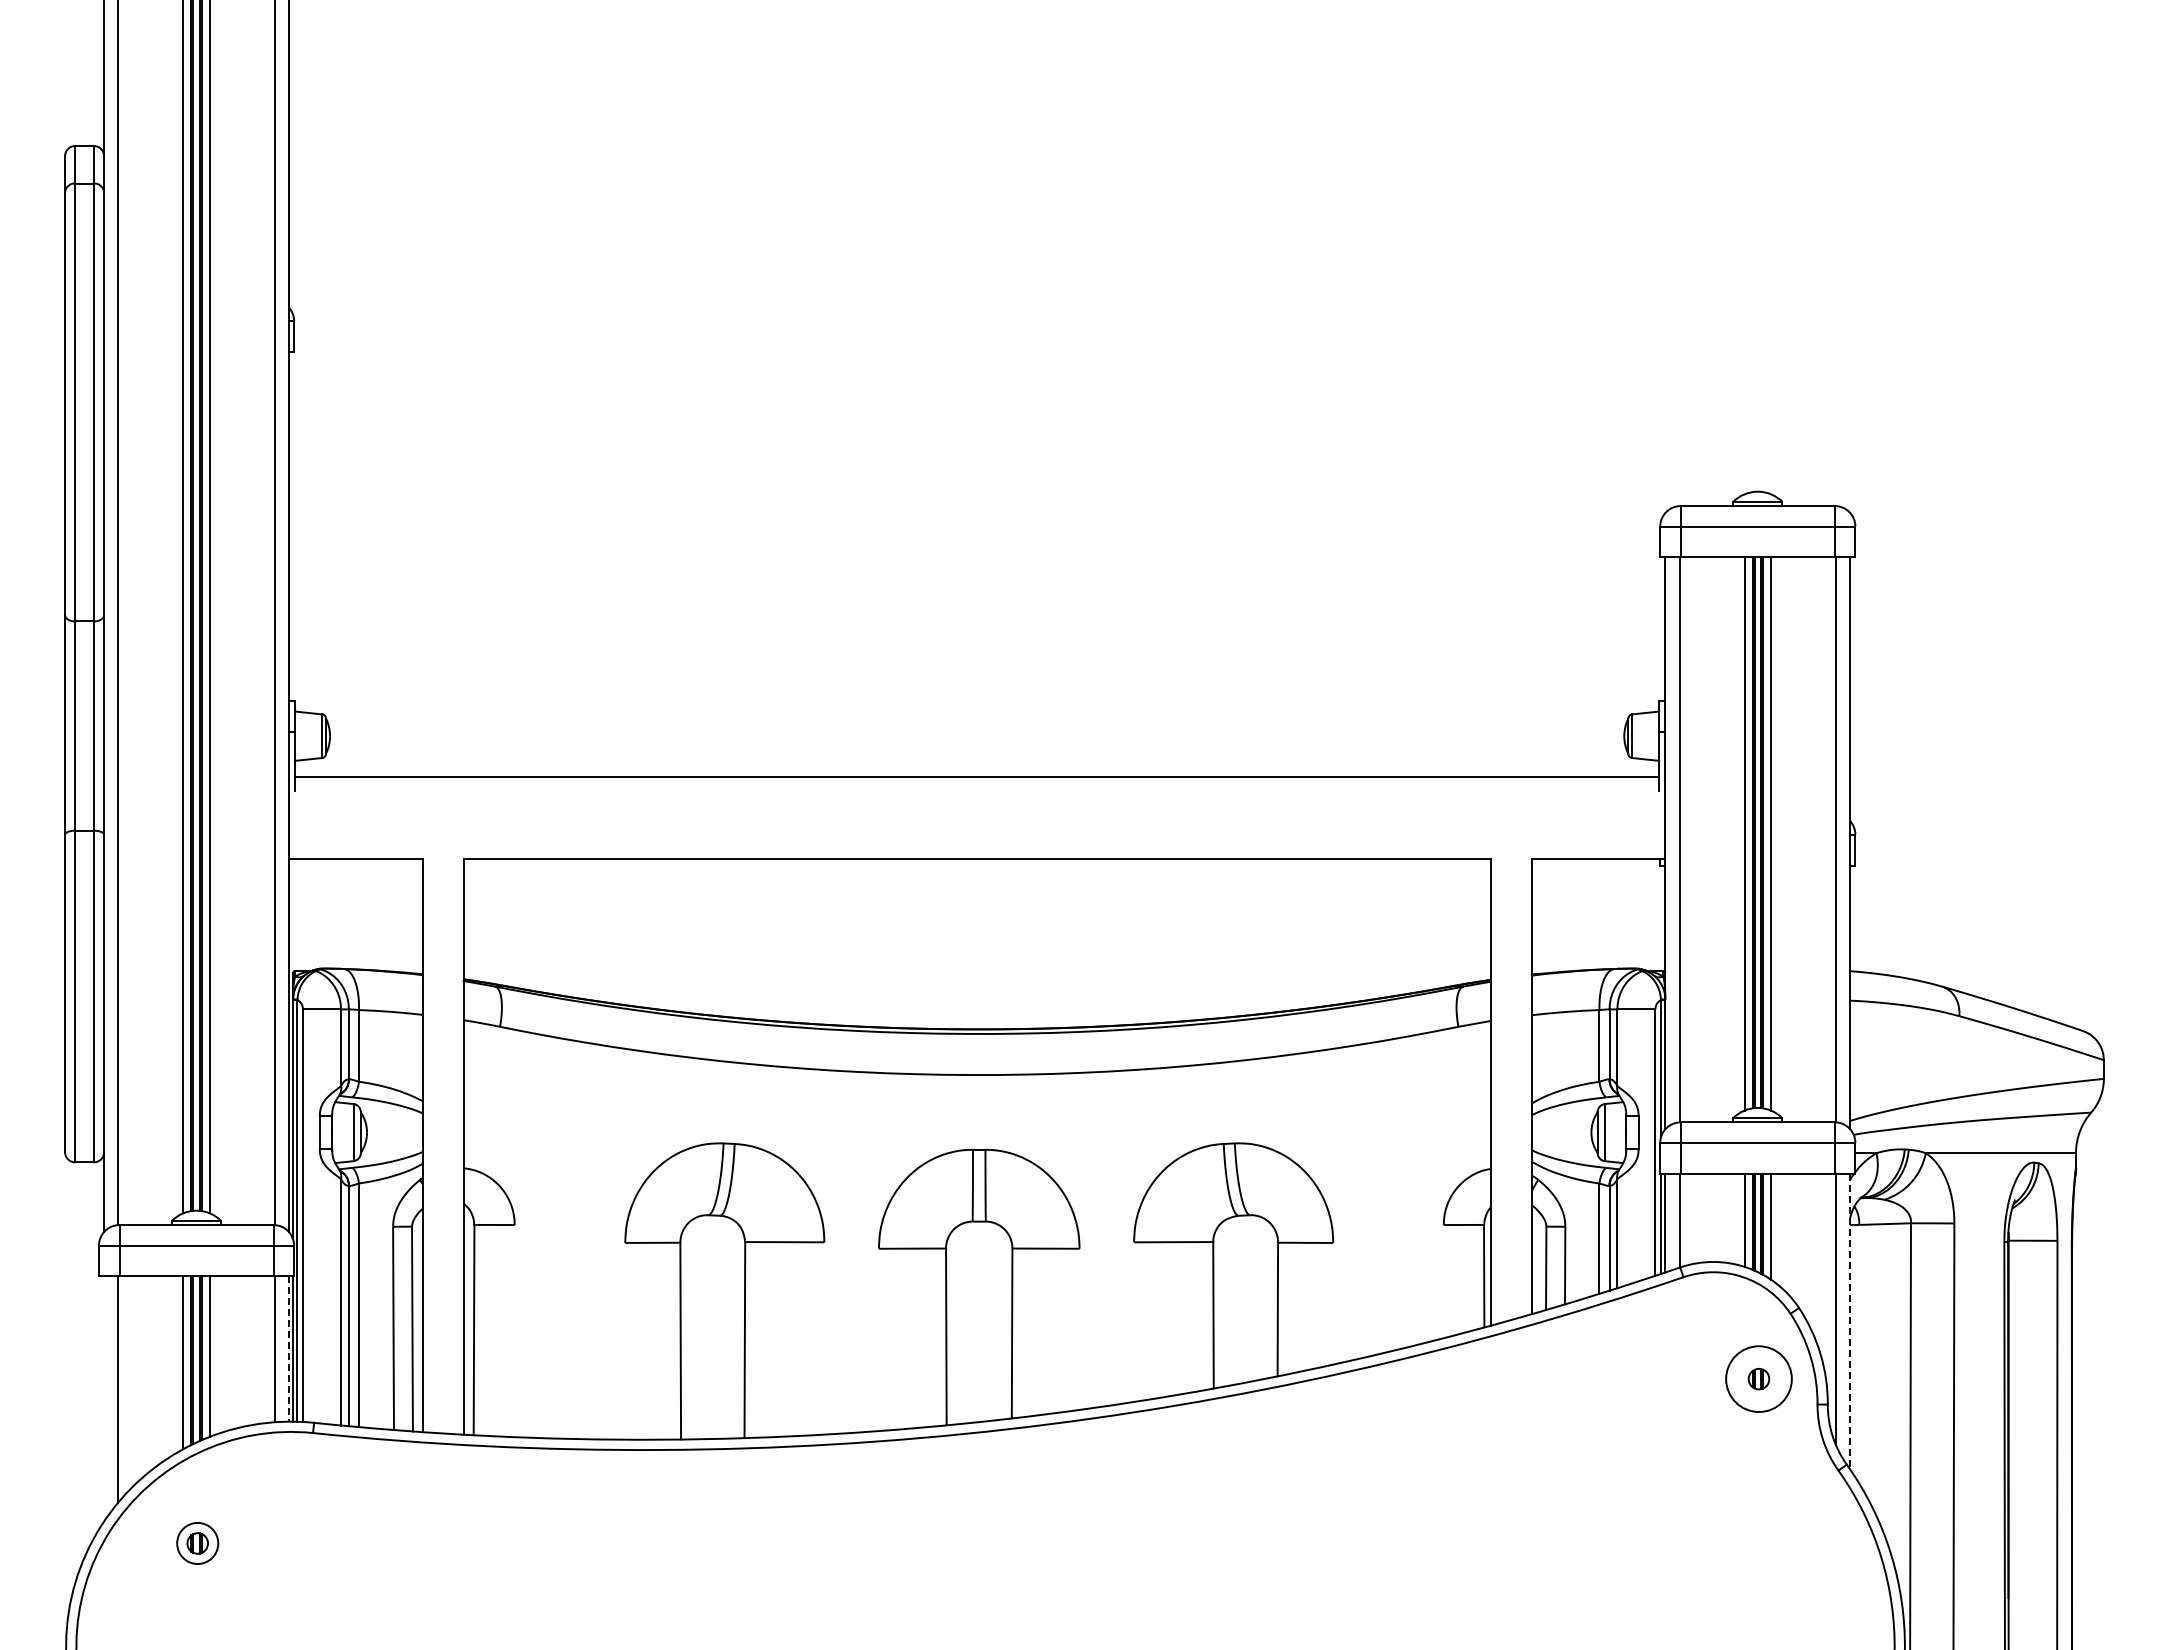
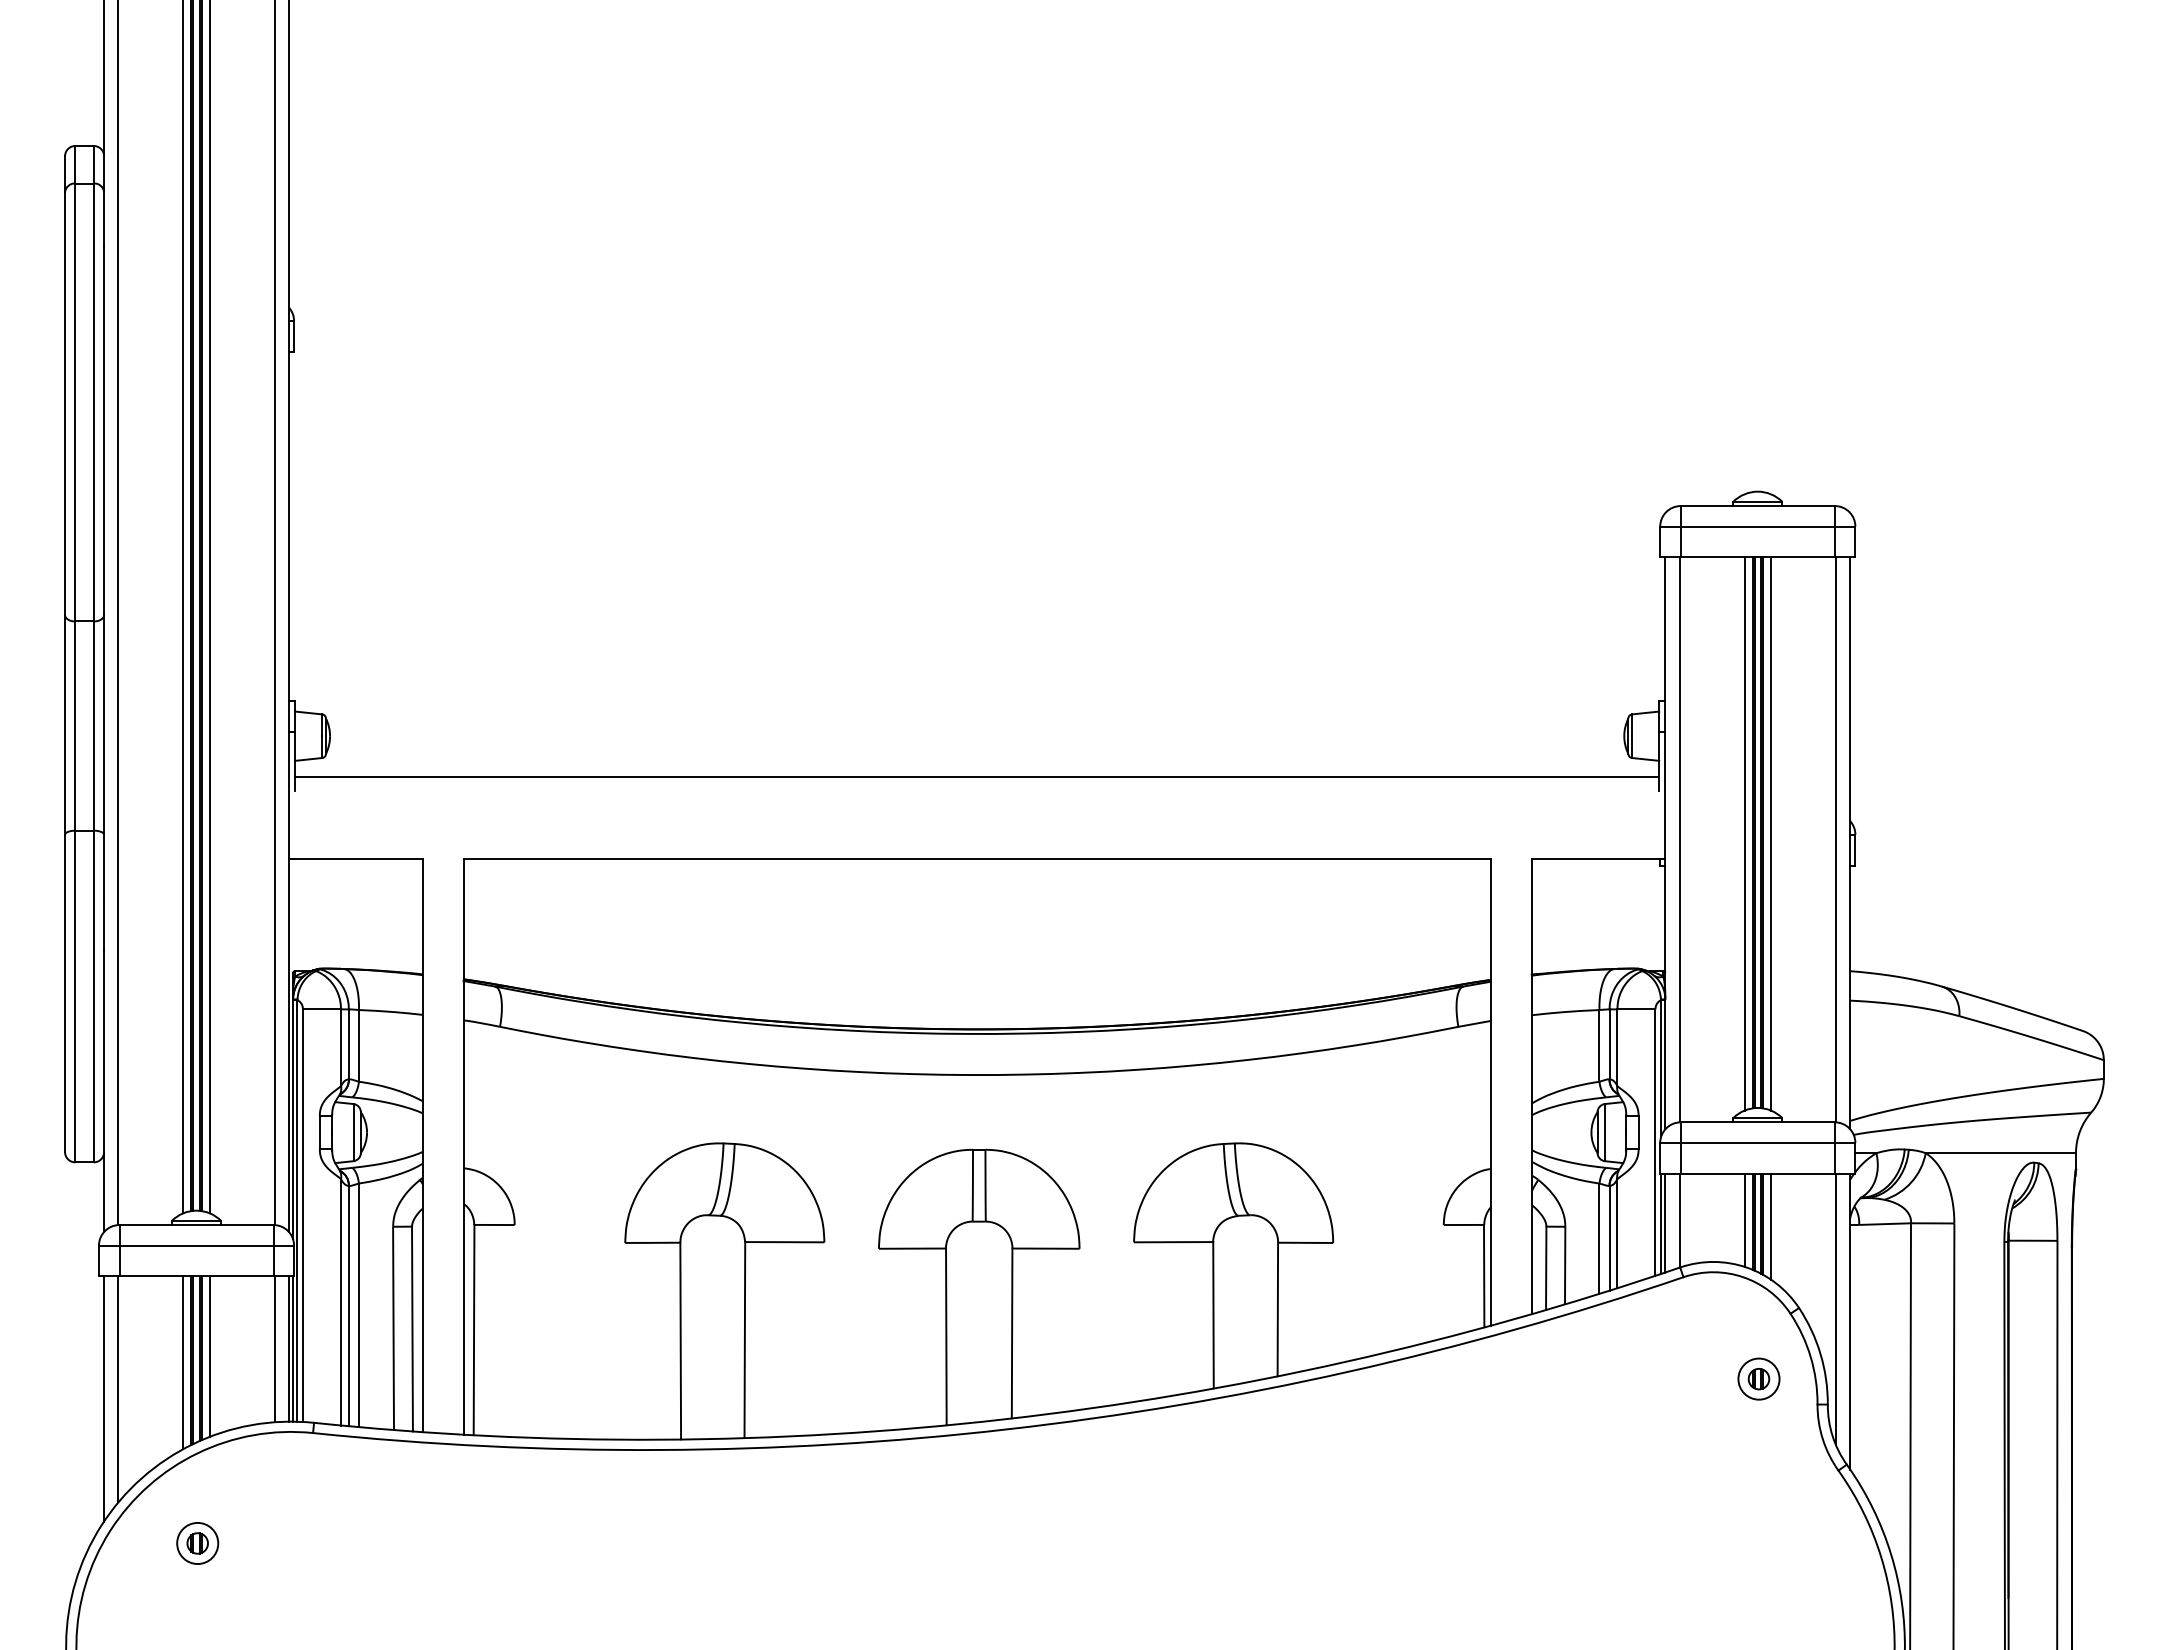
line: dashed -> solid (1850, 1321)
line: dashed -> solid (288, 1349)
circle diameter: 66 px -> 41 px (1758, 1378)
line: none -> present (104, 1398)
